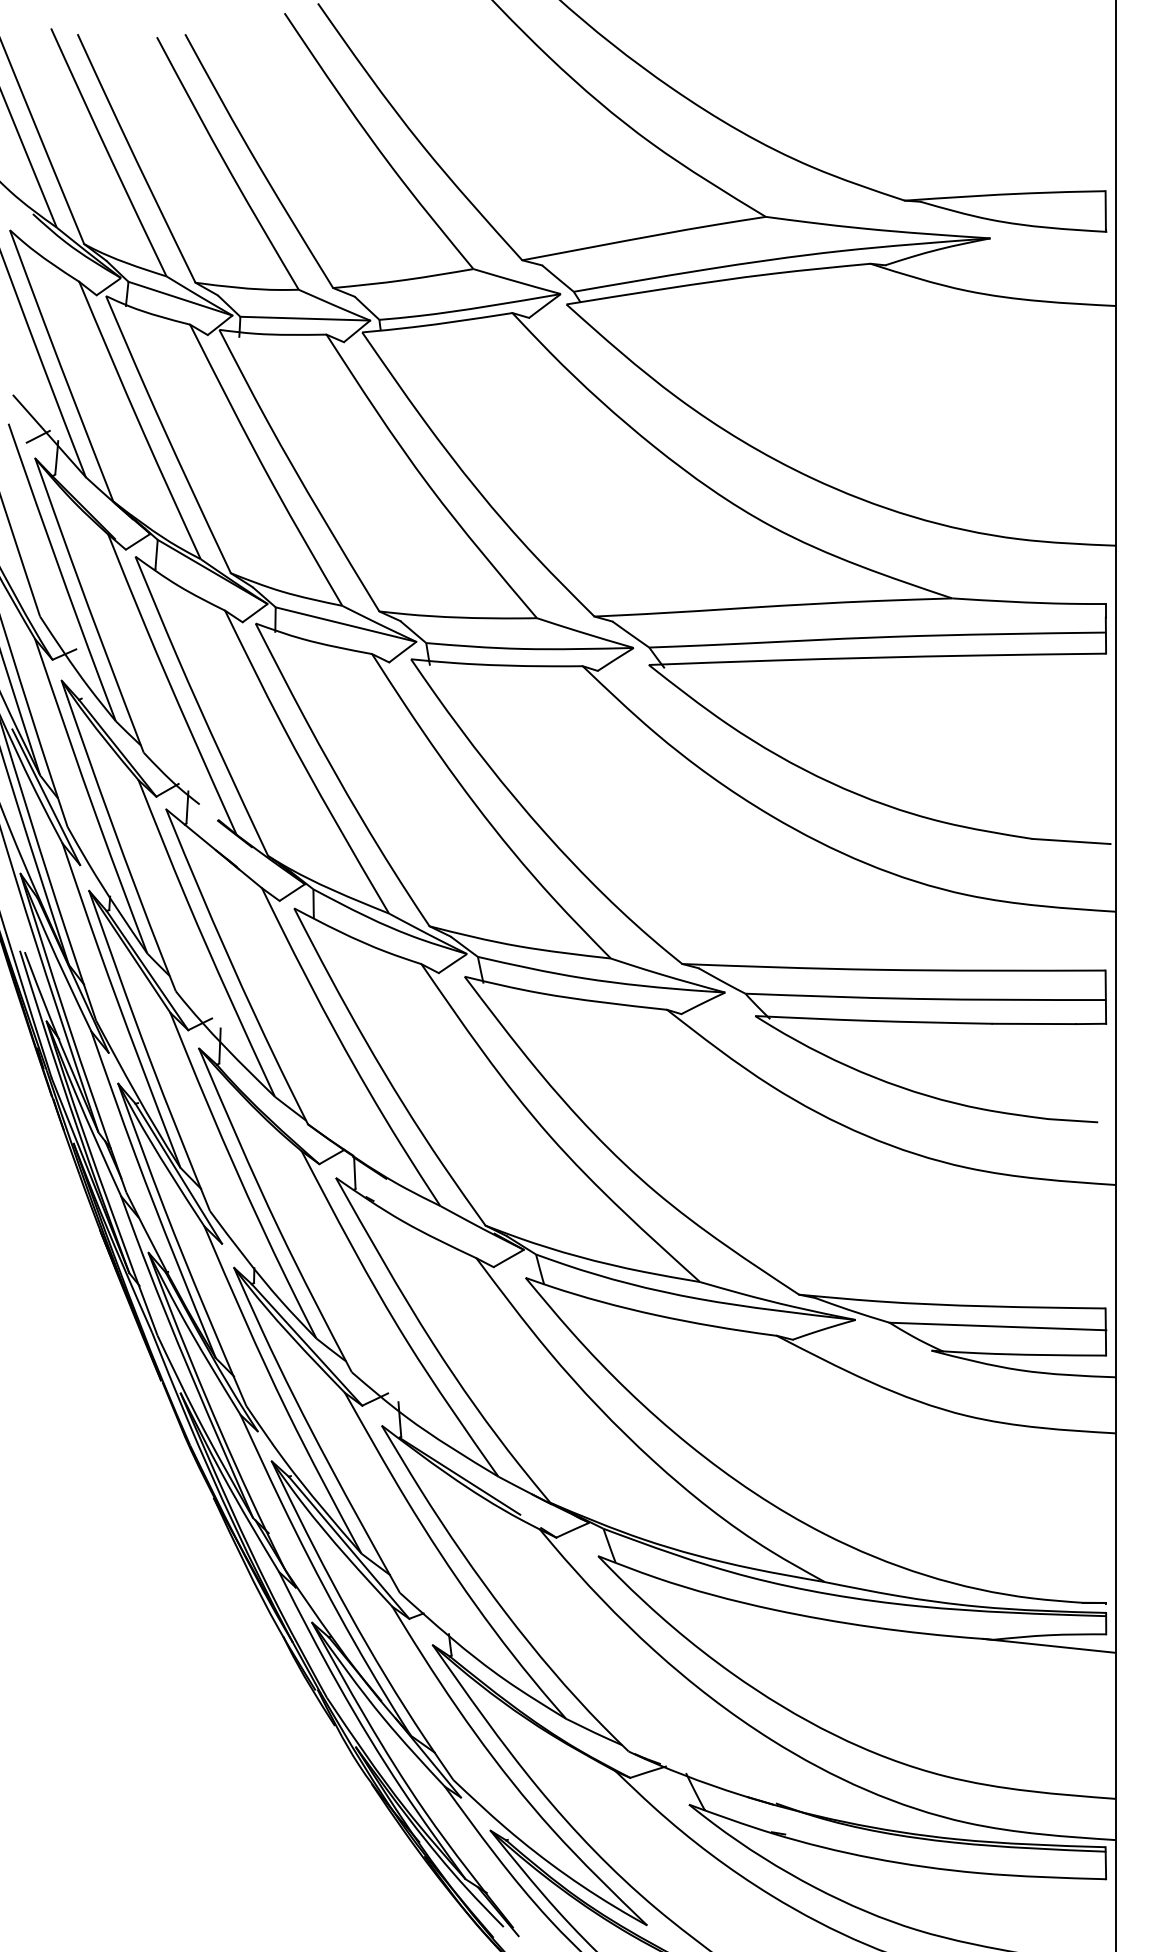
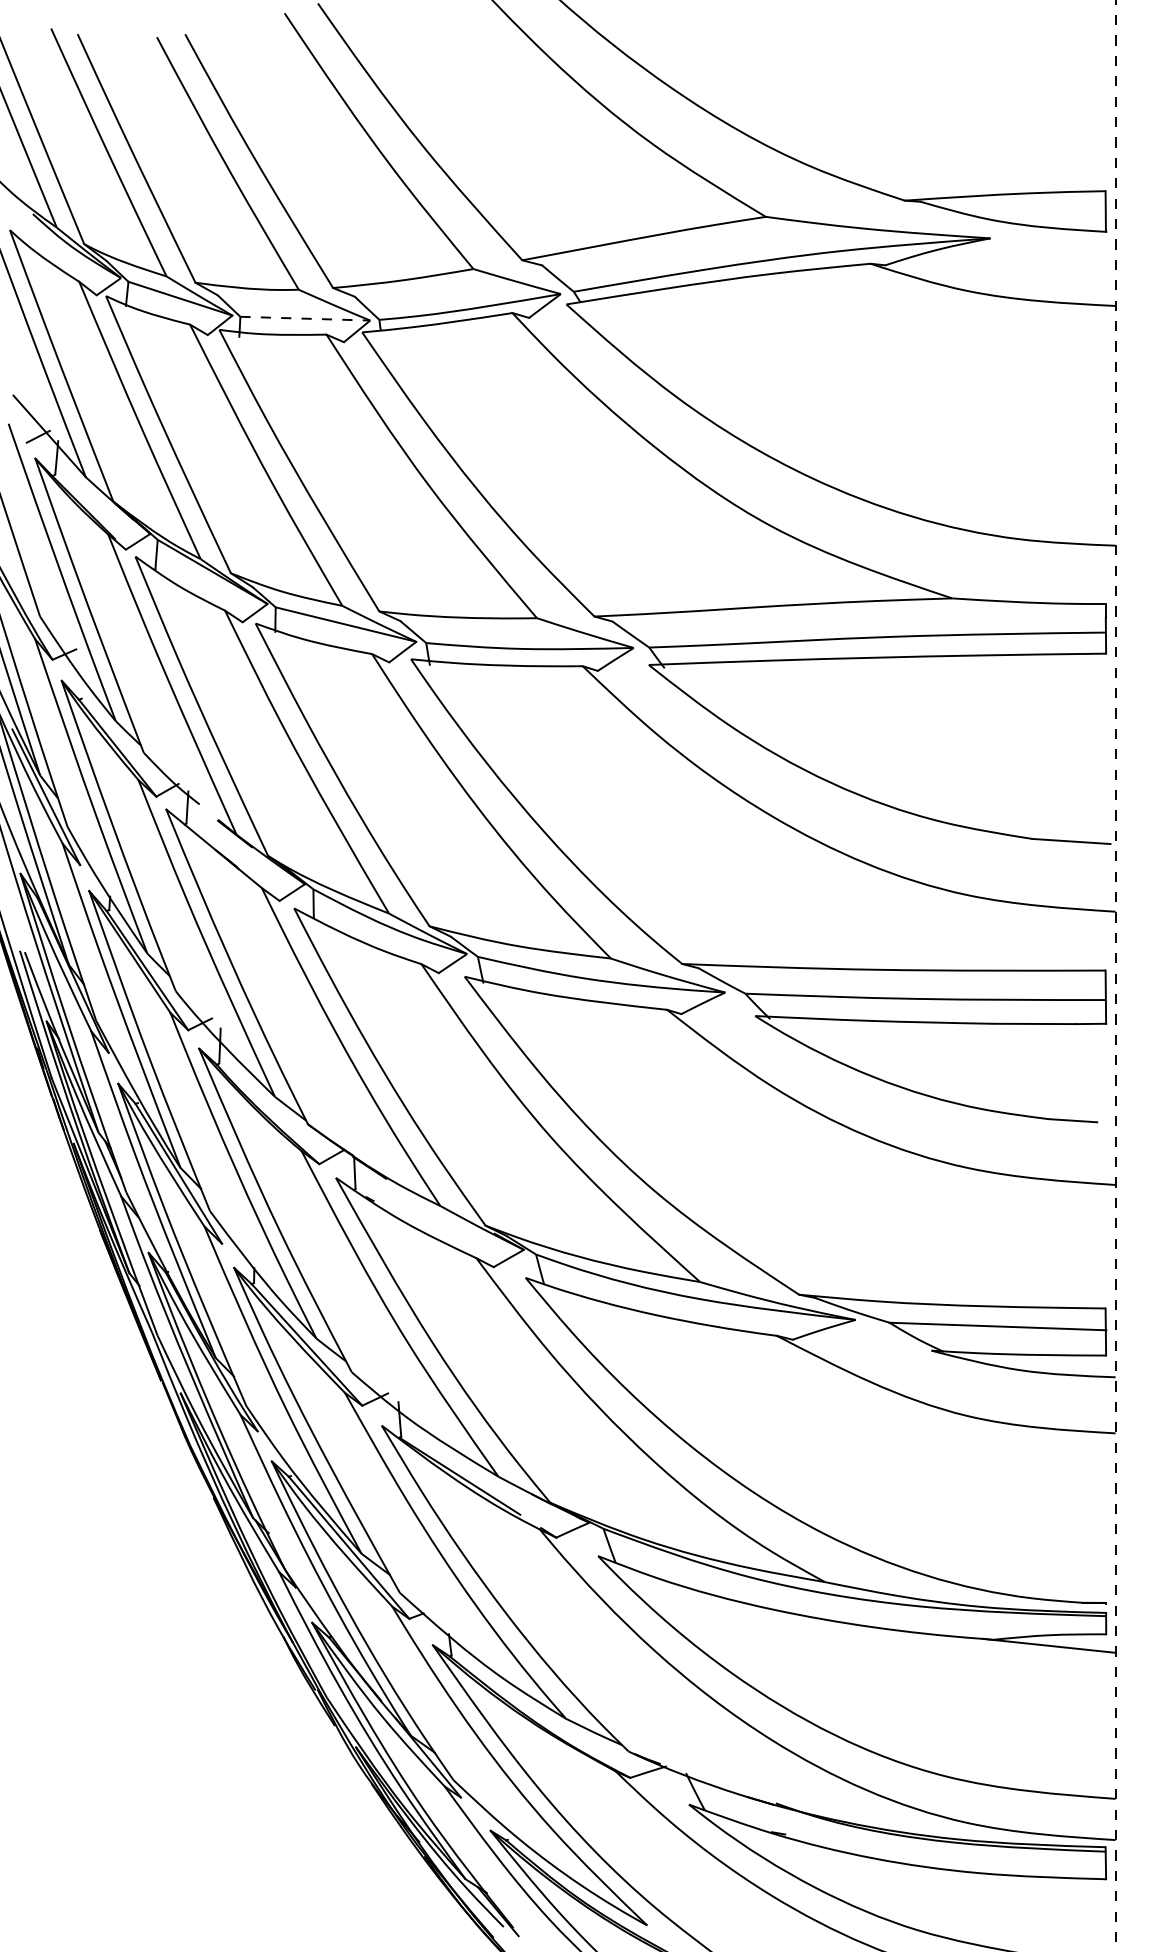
line: solid -> dashed (305, 318)
line: solid -> dashed (1115, 975)
